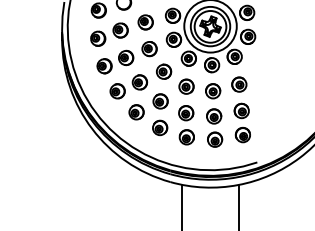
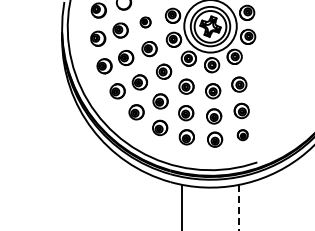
part size: 17x17 px -> 13x13 px (145, 22)
part size: 17x17 px -> 13x13 px (242, 135)
line: solid -> dashed (239, 207)
